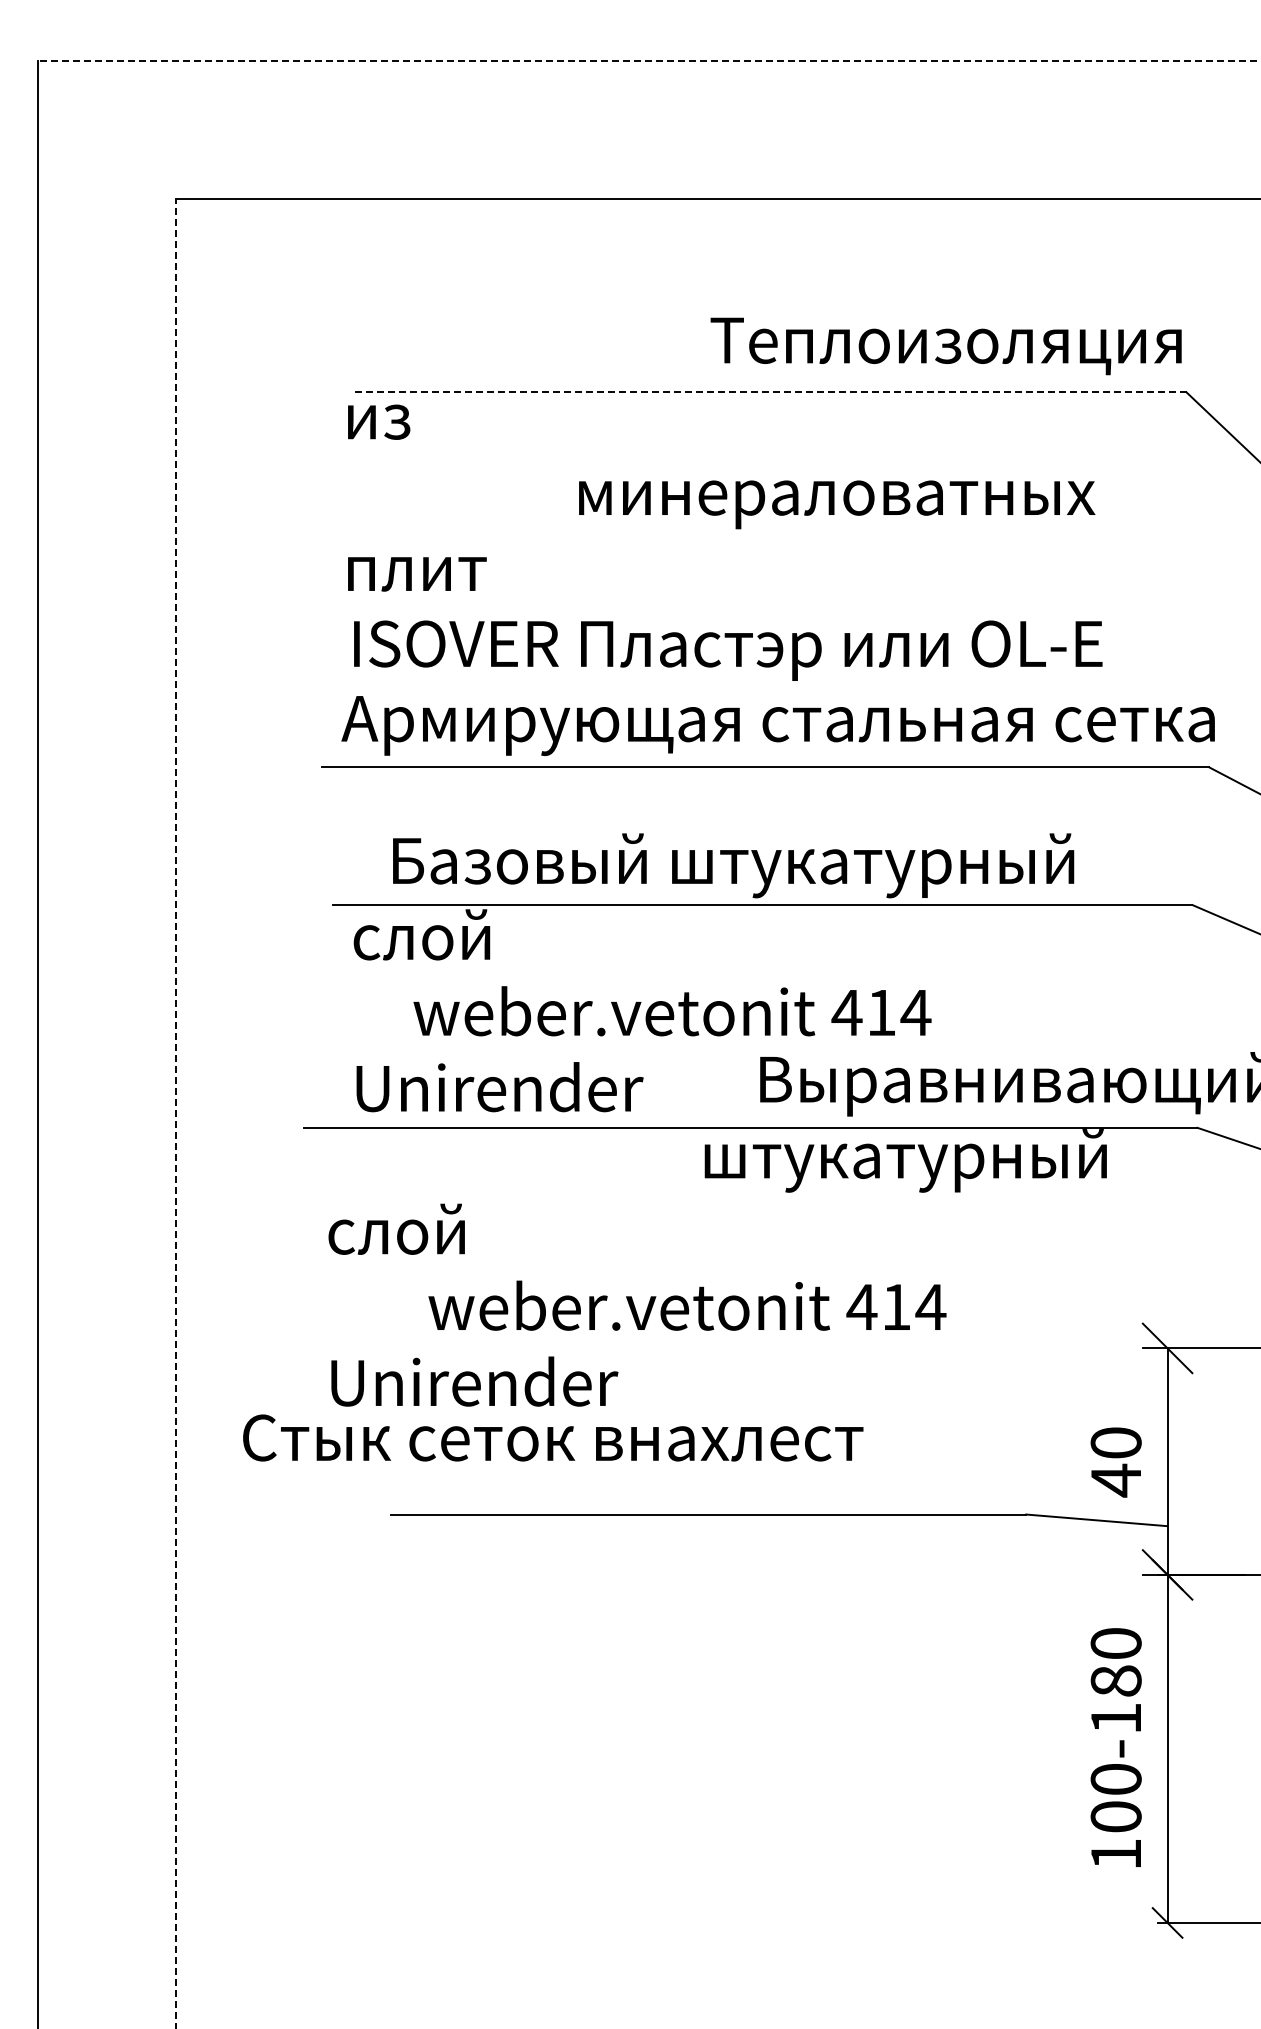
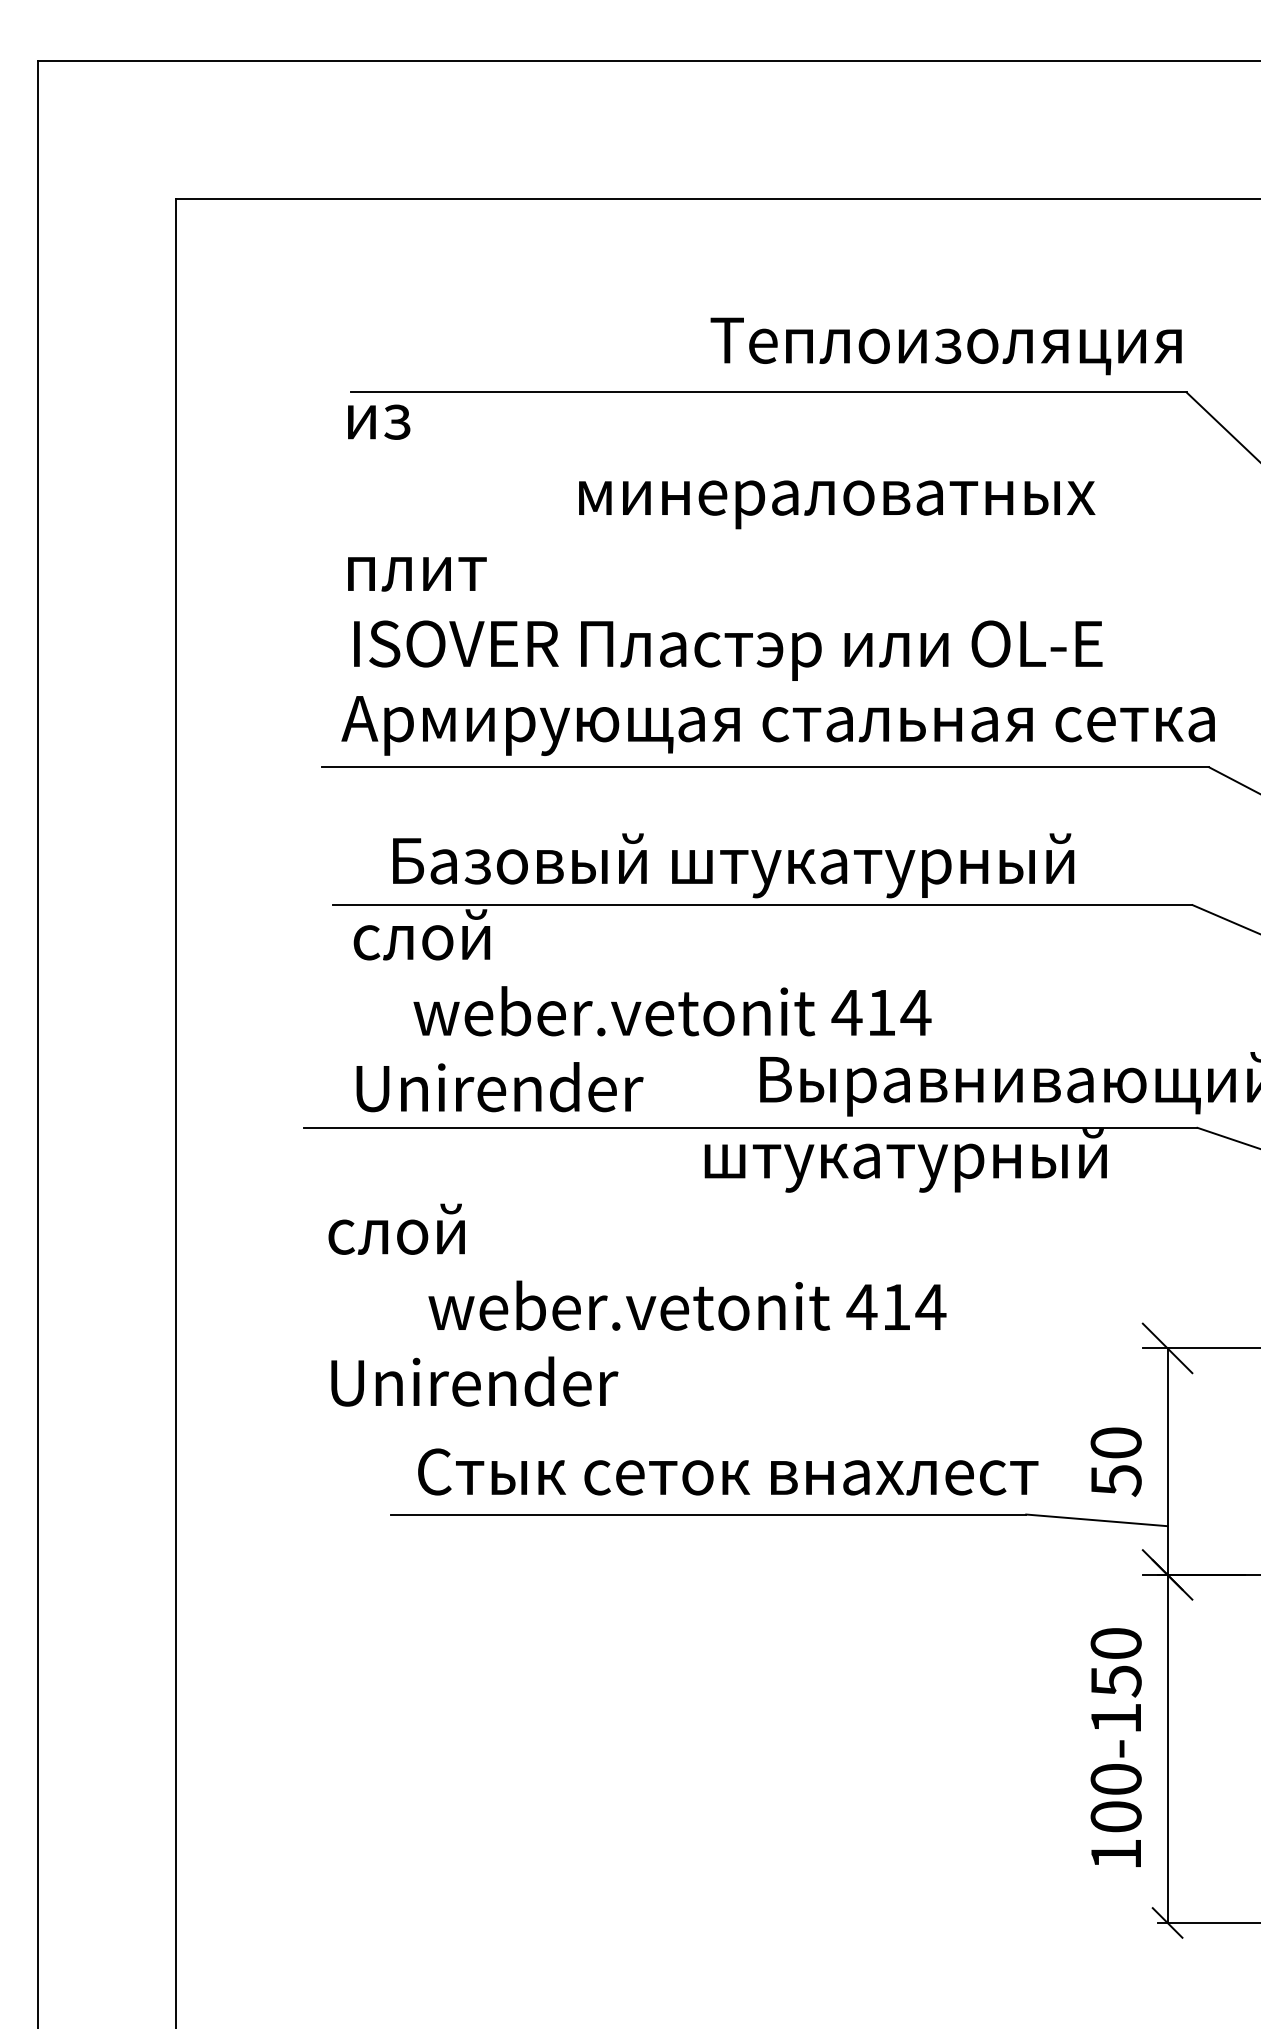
line: dashed -> solid (648, 60)
line: dashed -> solid (768, 392)
line: dashed -> solid (176, 1113)
text position: (553, 1437) -> (728, 1471) (728, 1471)
text: 40 -> 50 (1116, 1480)
text: 100-180 -> 100-150 (1115, 1681)
